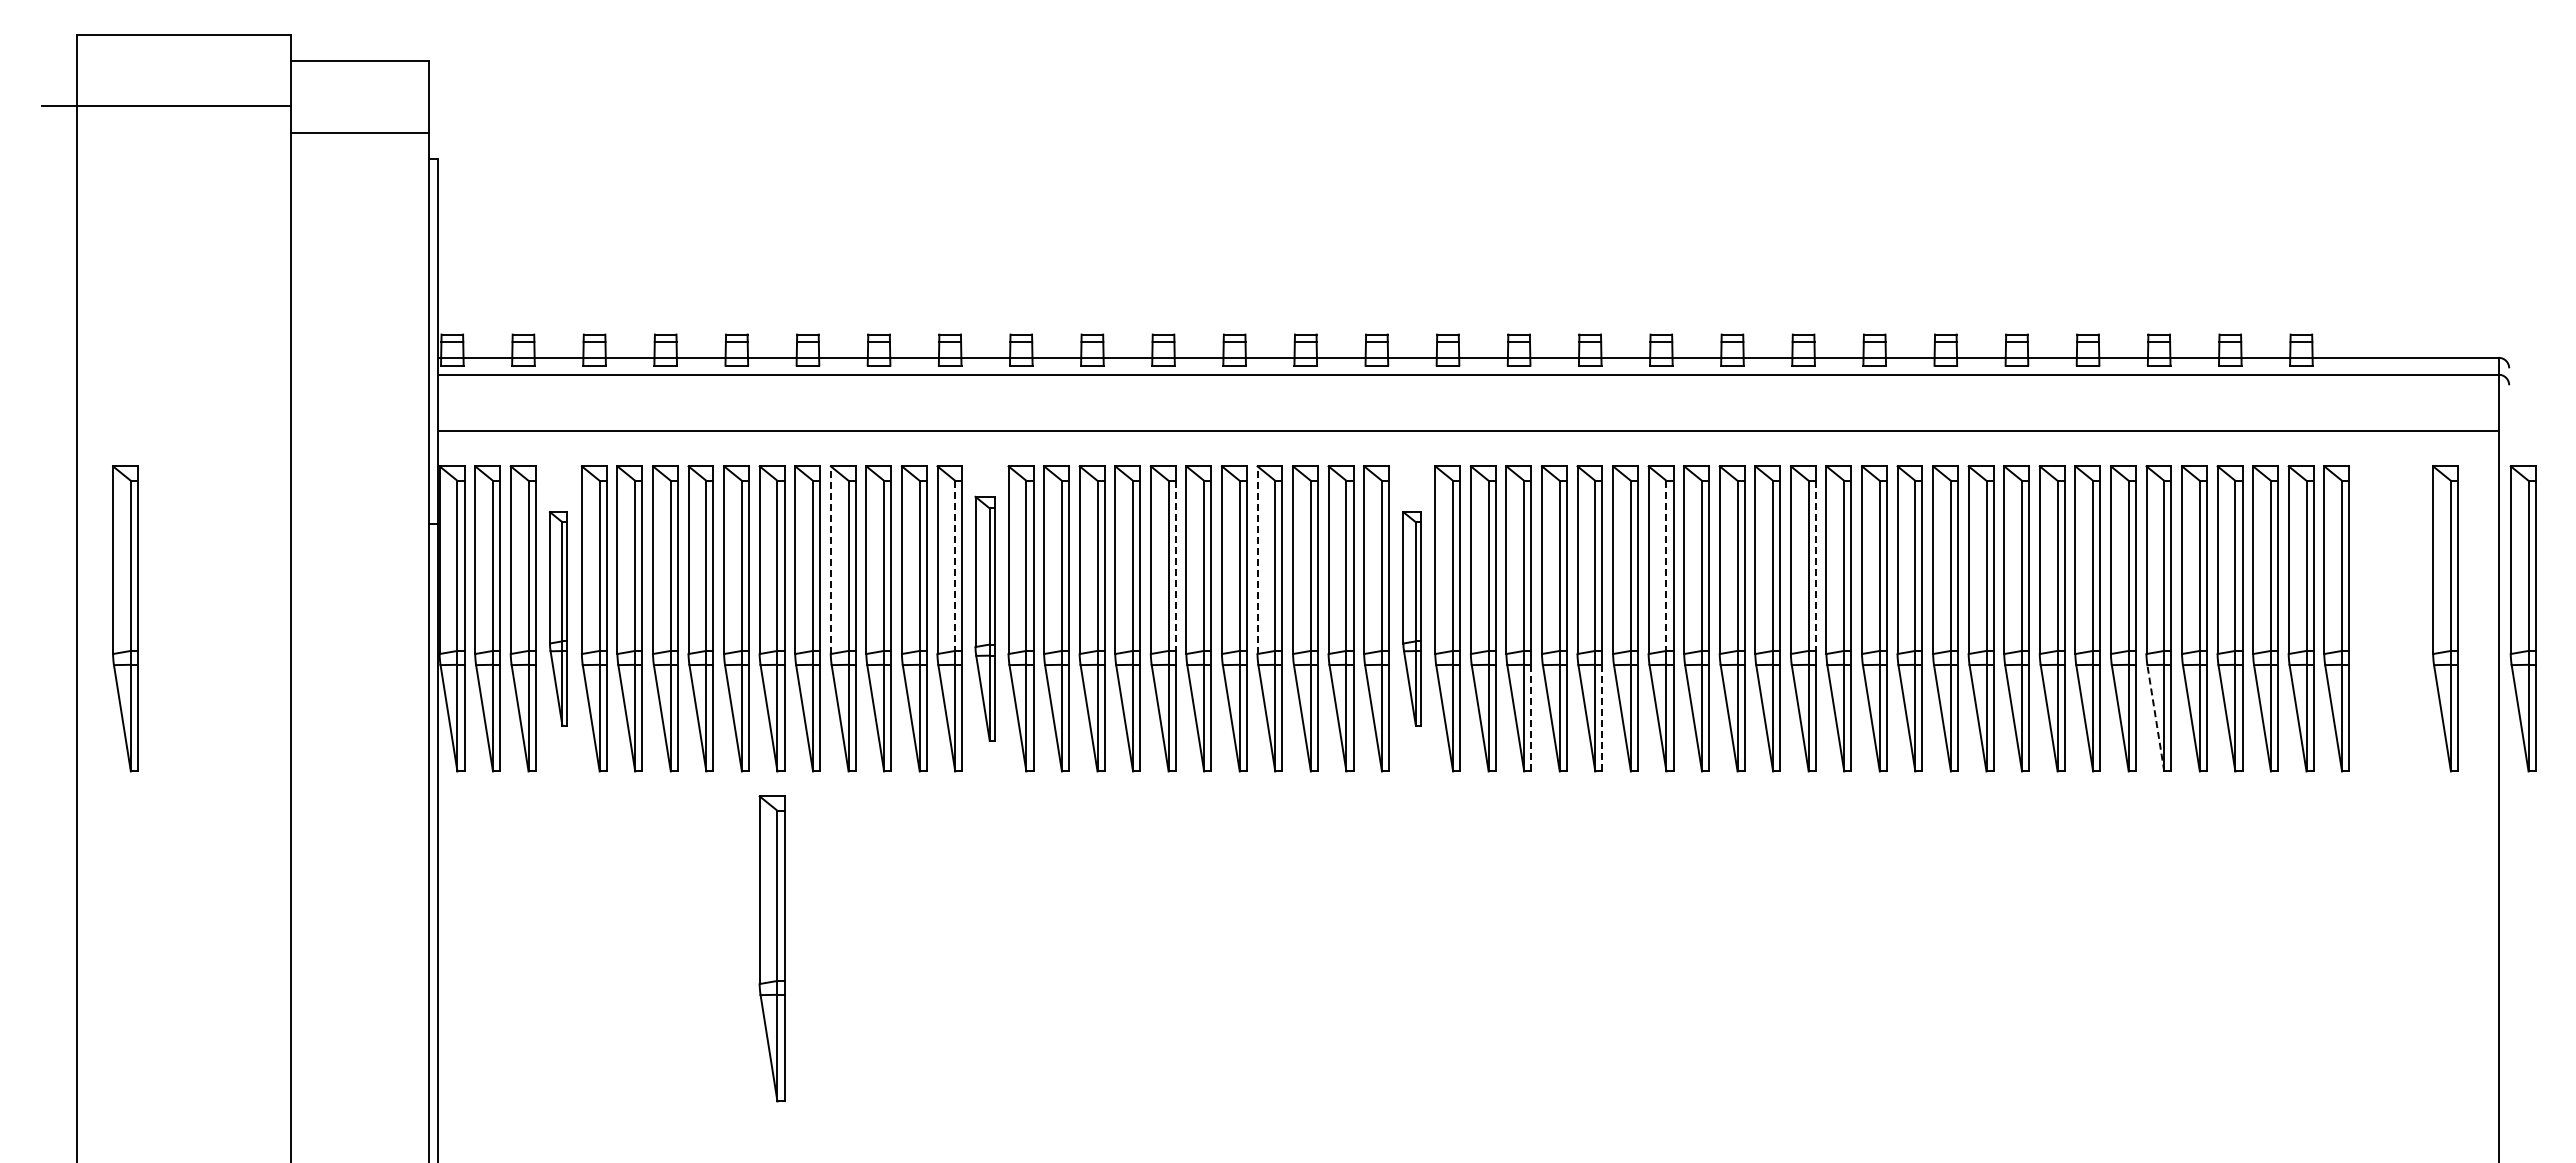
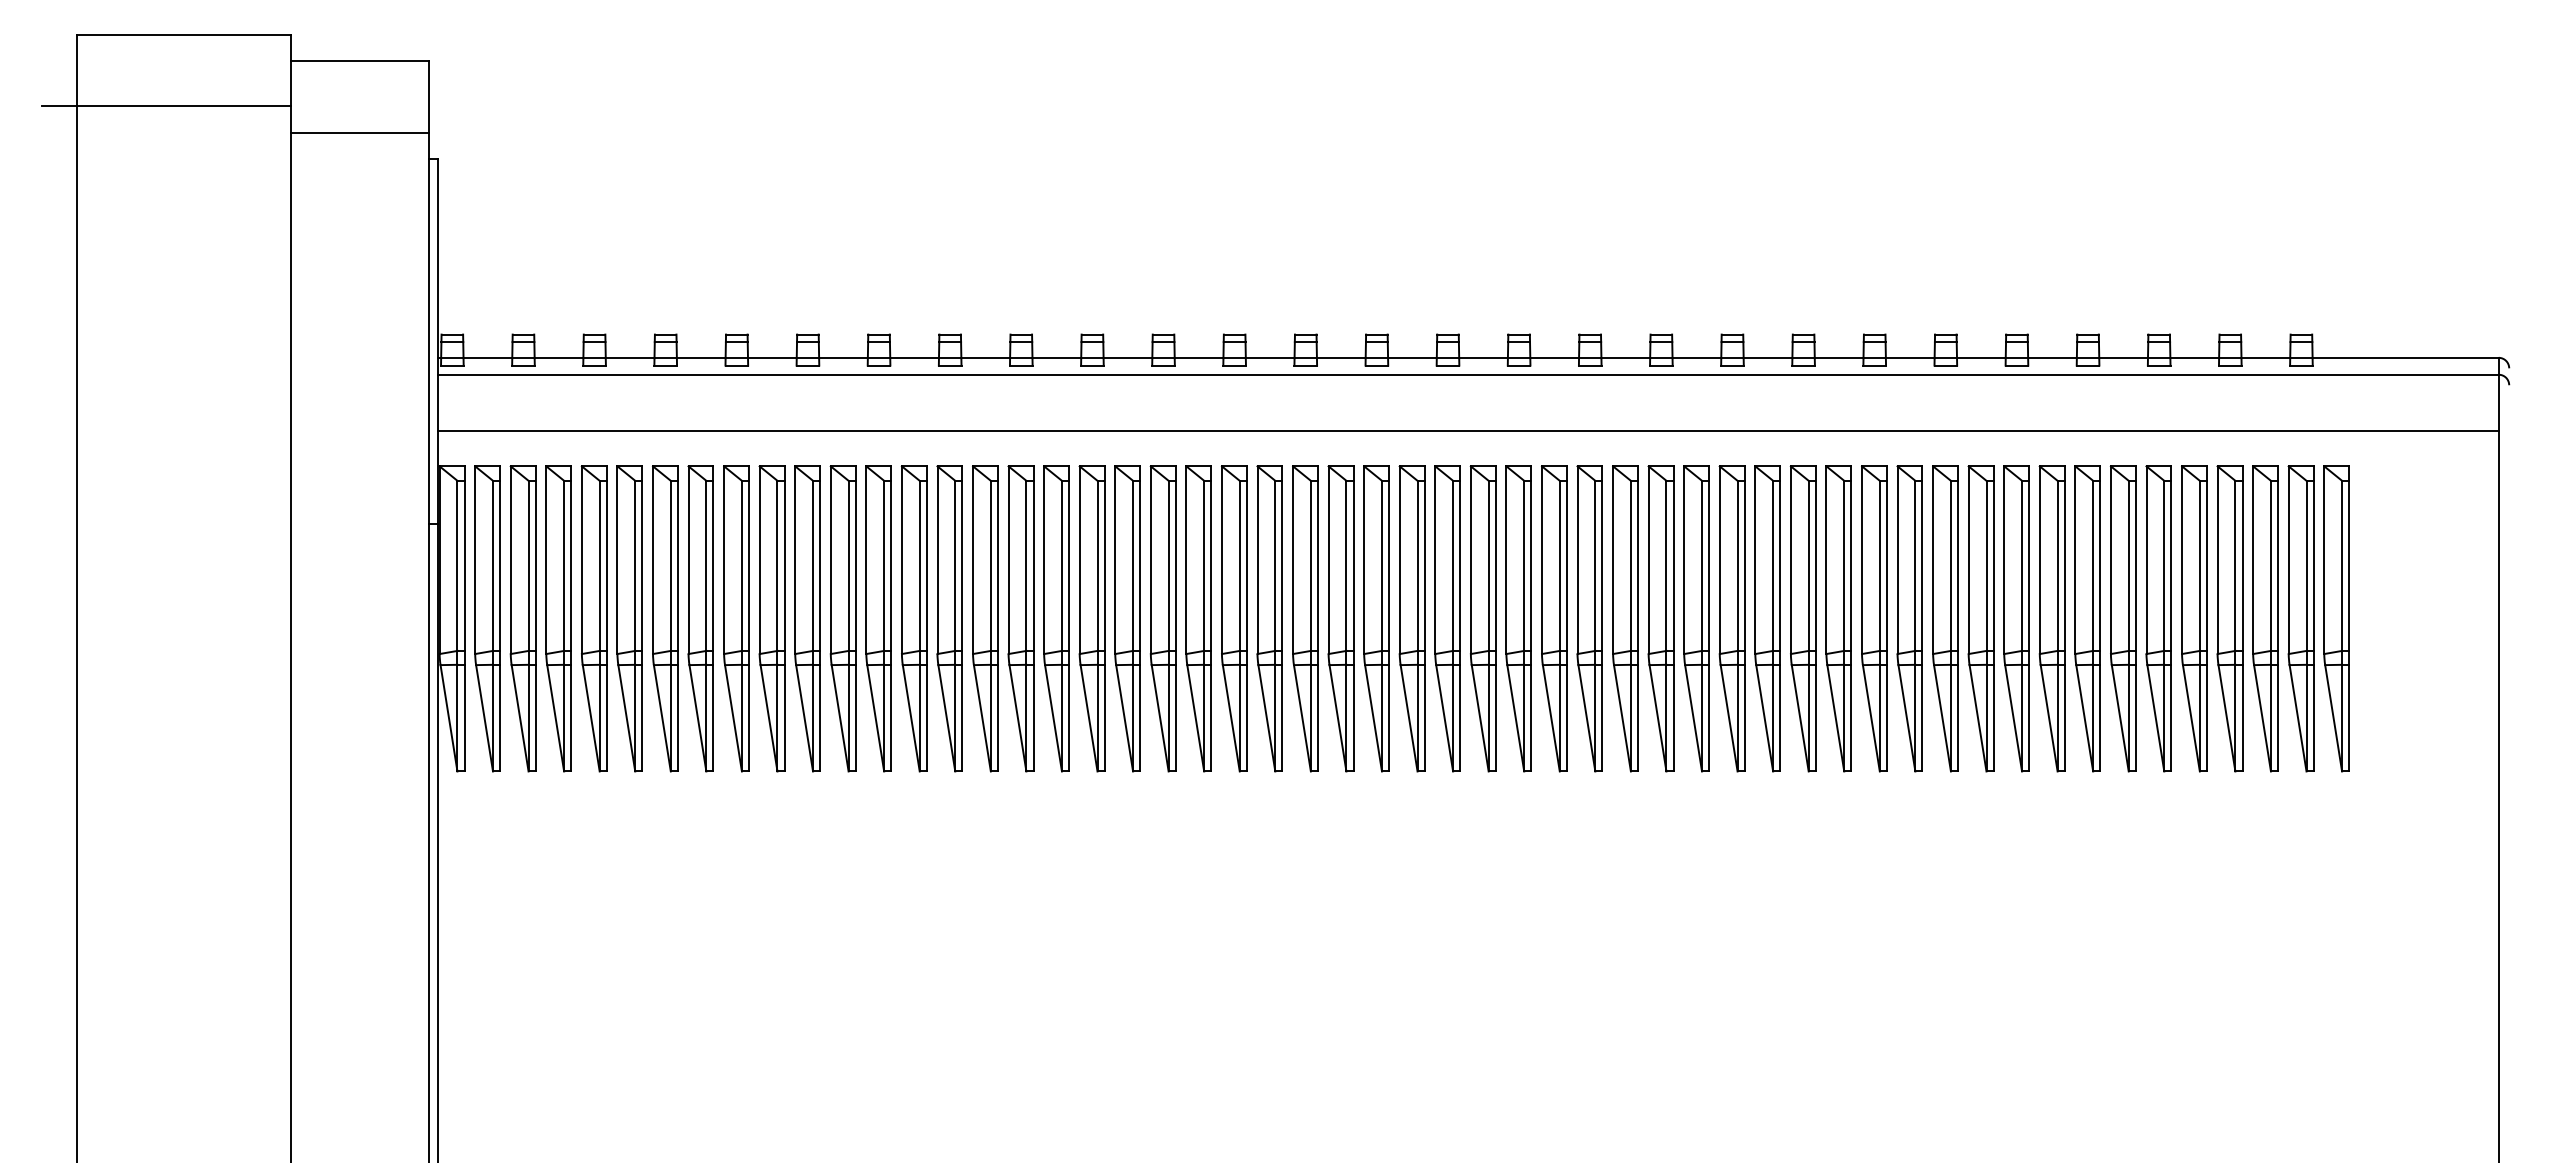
line: dashed -> solid (830, 560)
line: dashed -> solid (1257, 560)
line: dashed -> solid (955, 566)
line: dashed -> solid (1175, 566)
line: dashed -> solid (1666, 566)
line: dashed -> solid (1815, 566)
part: present -> none (125, 618)
part size: 19x216 px -> 27x308 px (558, 618)
part size: 22x247 px -> 27x308 px (985, 618)
part size: 20x216 px -> 28x308 px (1411, 618)
part: present -> none (2445, 618)
part: present -> none (2522, 618)
line: dashed -> solid (1531, 718)
line: dashed -> solid (1602, 718)
line: dashed -> solid (2155, 718)
part: present -> none (771, 948)
